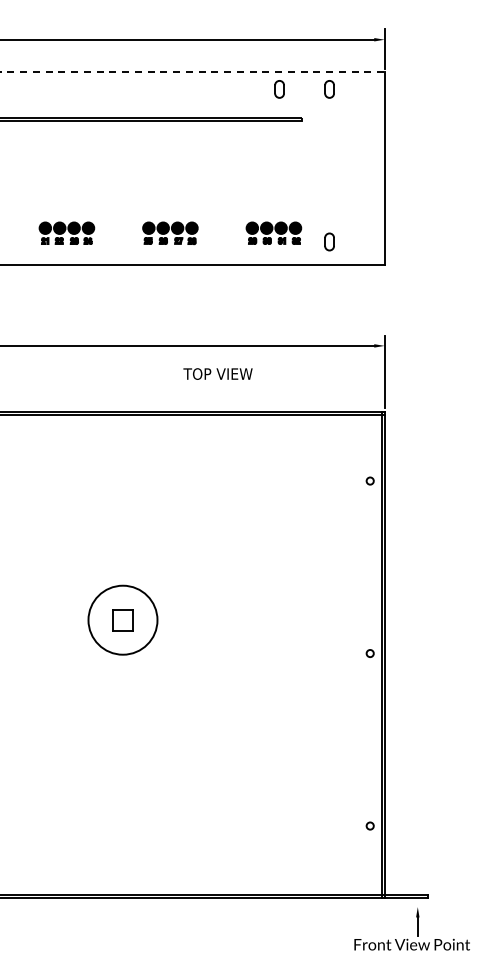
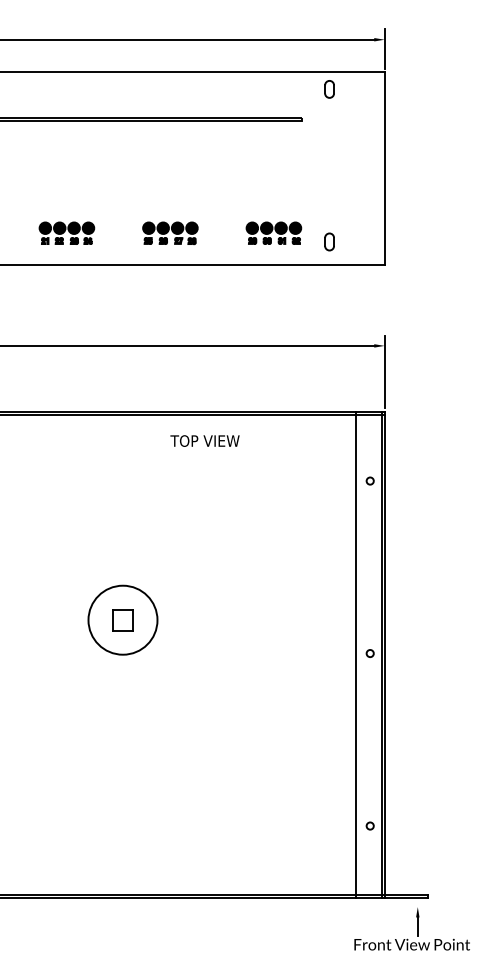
line: dashed -> solid (192, 72)
part: present -> none (279, 89)
text position: (217, 373) -> (204, 440) (204, 440)
line: none -> present (355, 654)
